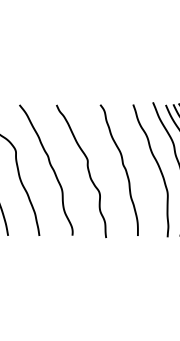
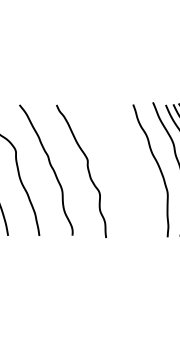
curve: present -> none (123, 167)
